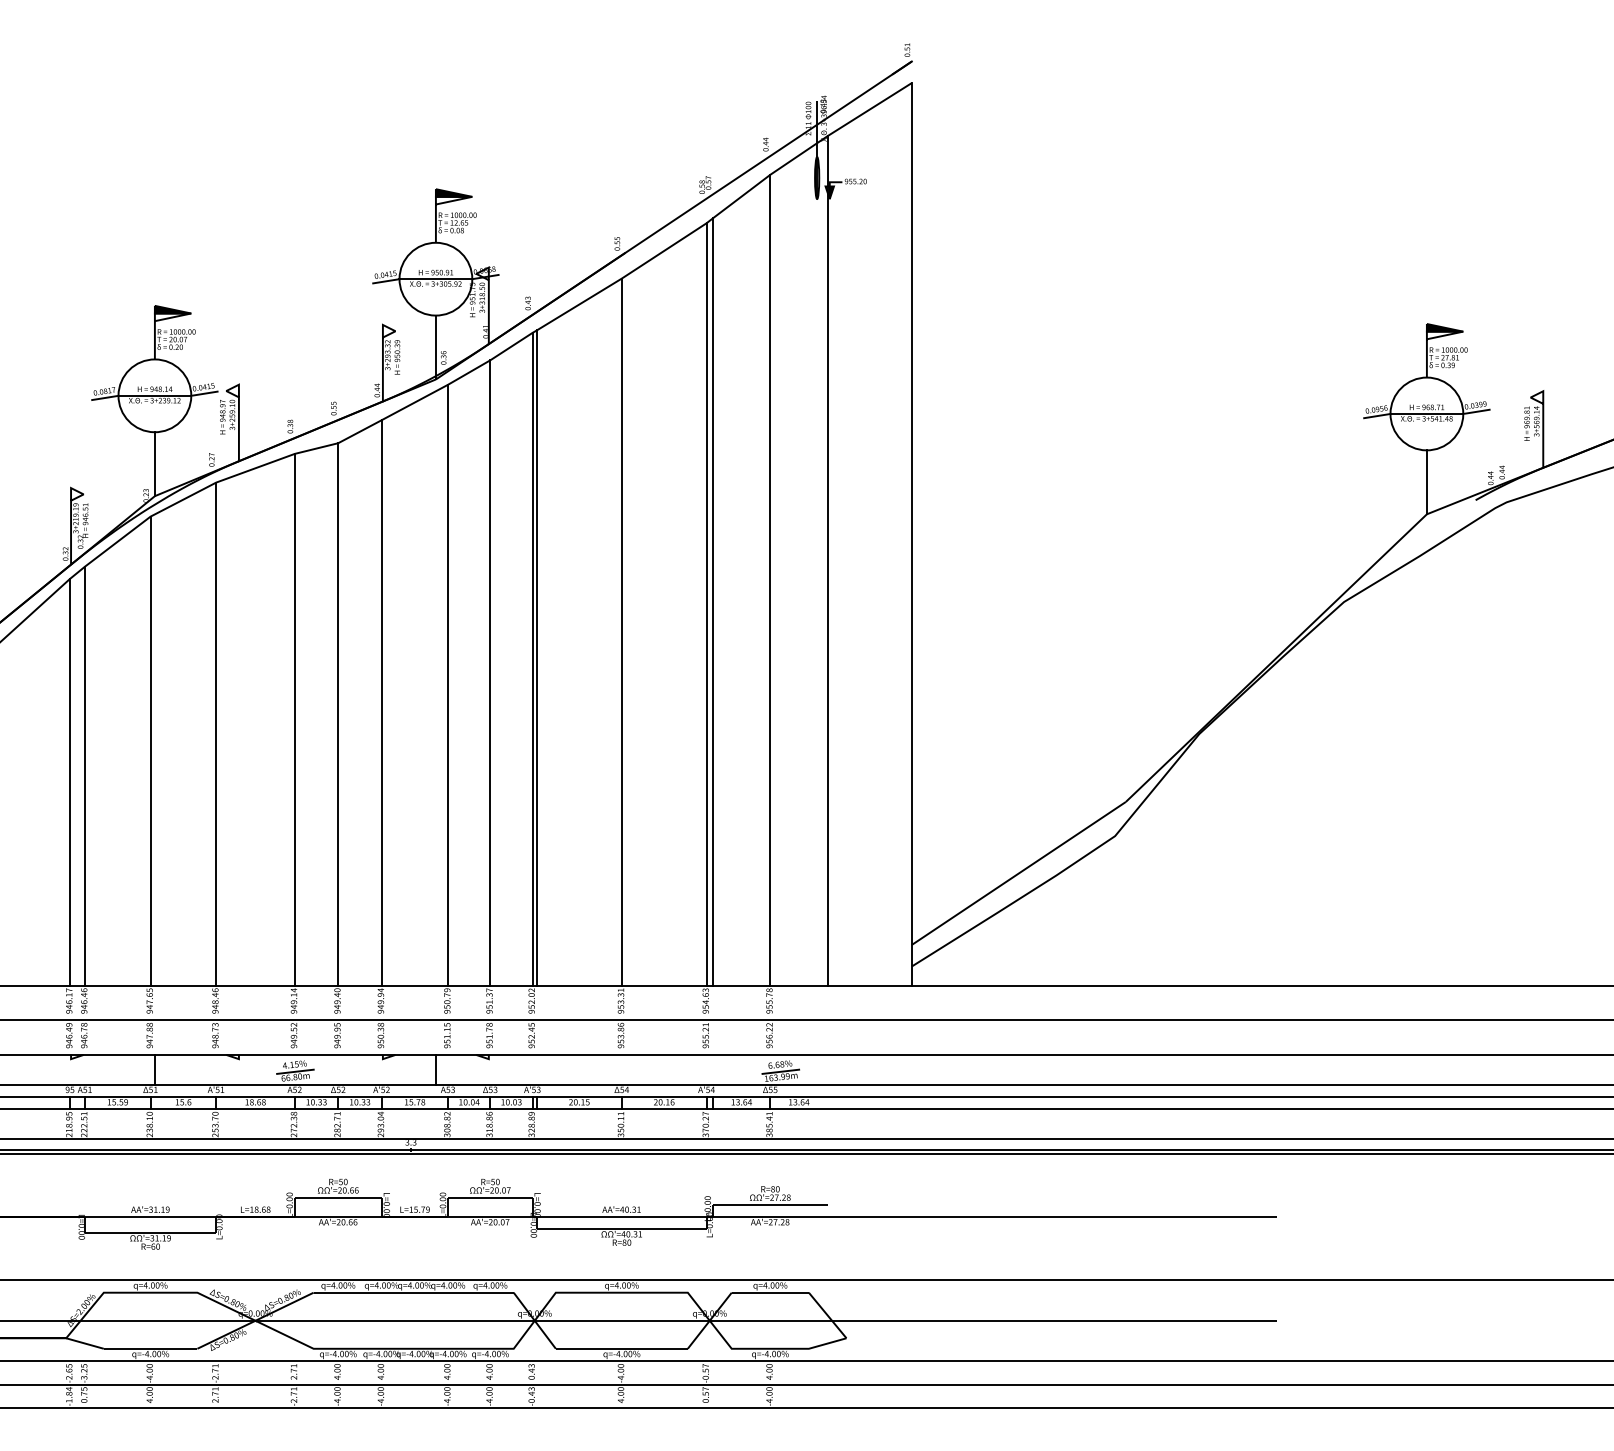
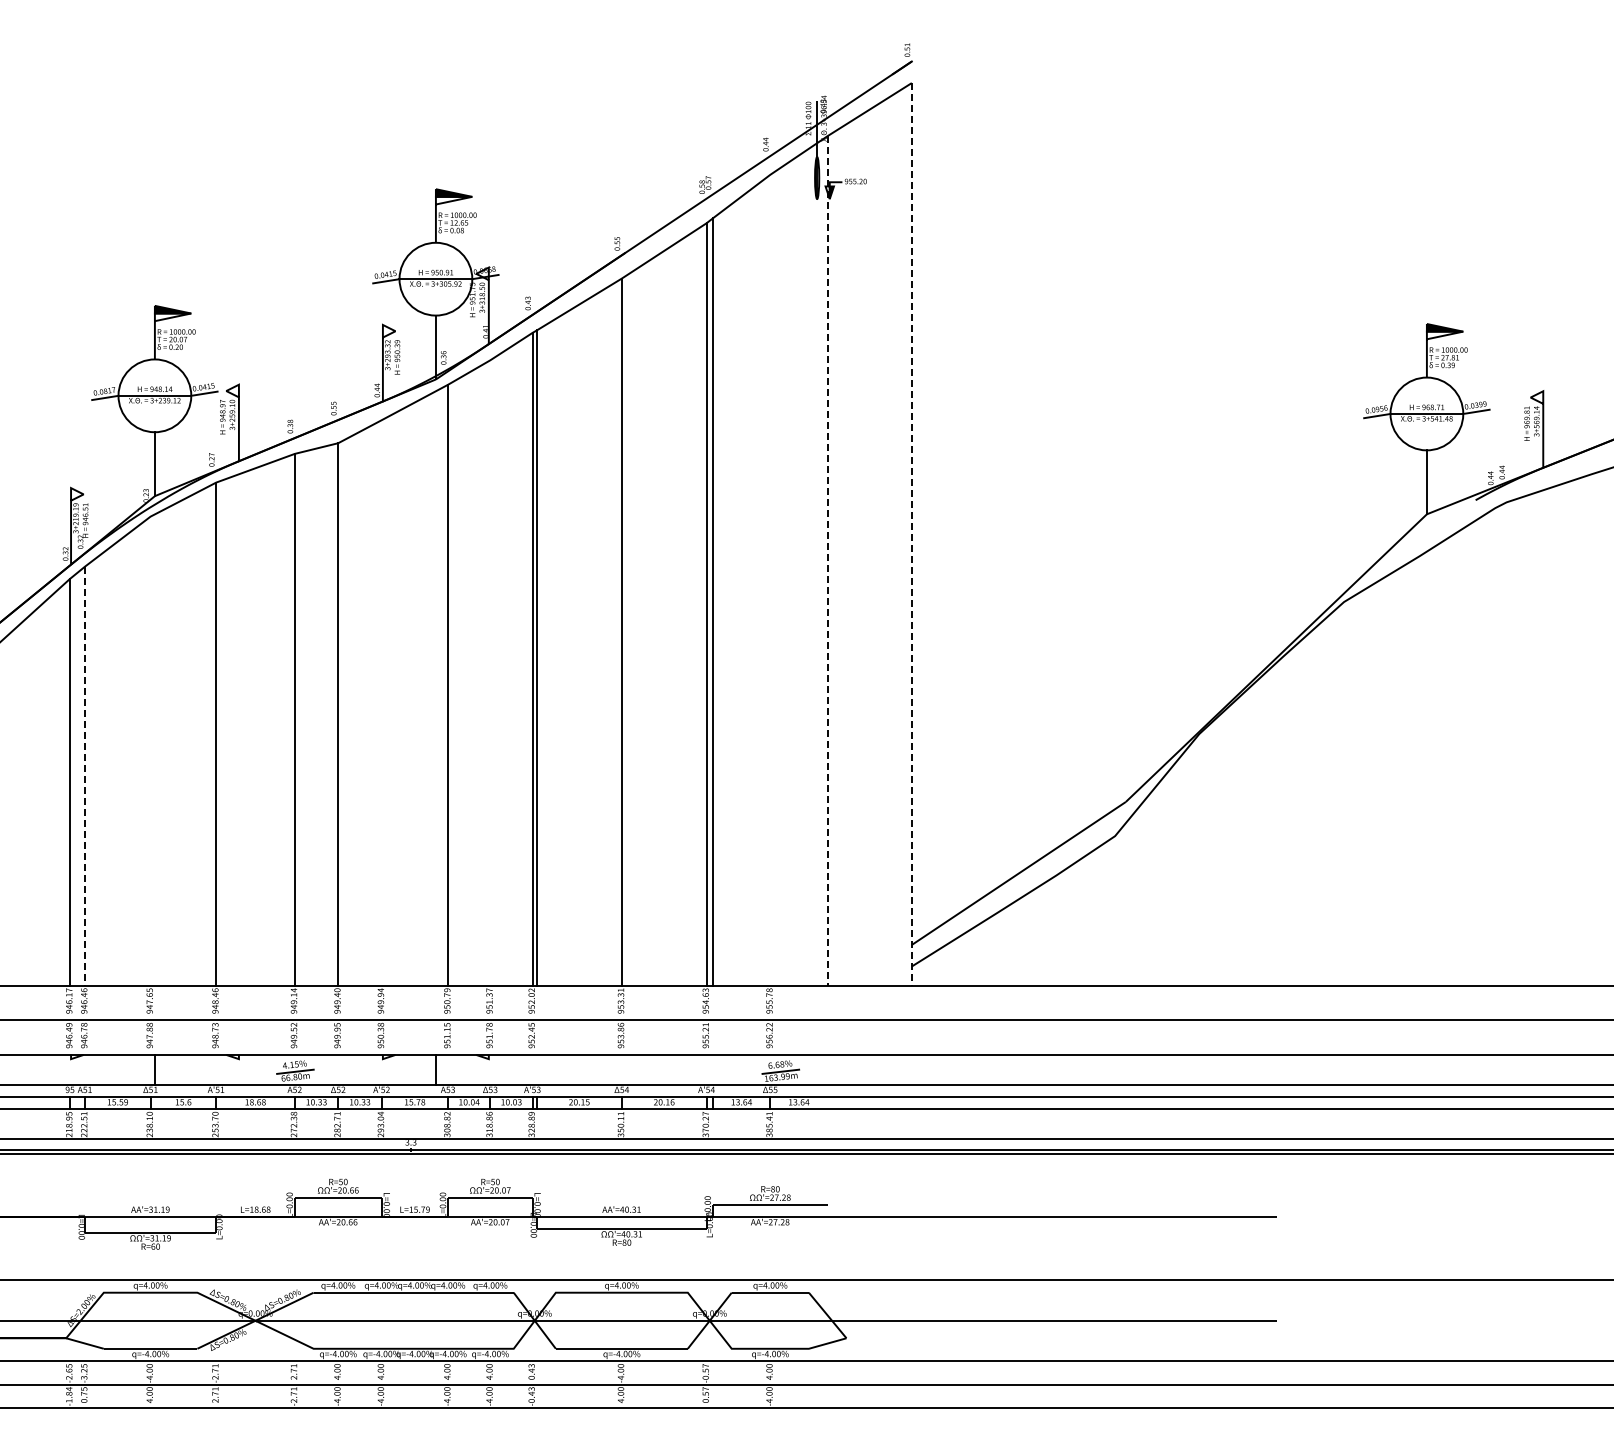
line: solid -> dashed (911, 534)
line: solid -> dashed (827, 560)
line: present -> none (770, 579)
line: present -> none (490, 672)
line: present -> none (381, 702)
line: present -> none (150, 750)
line: solid -> dashed (85, 776)
